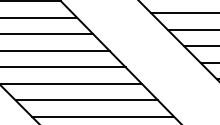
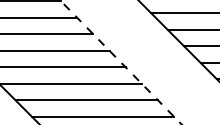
line: solid -> dashed (121, 62)
